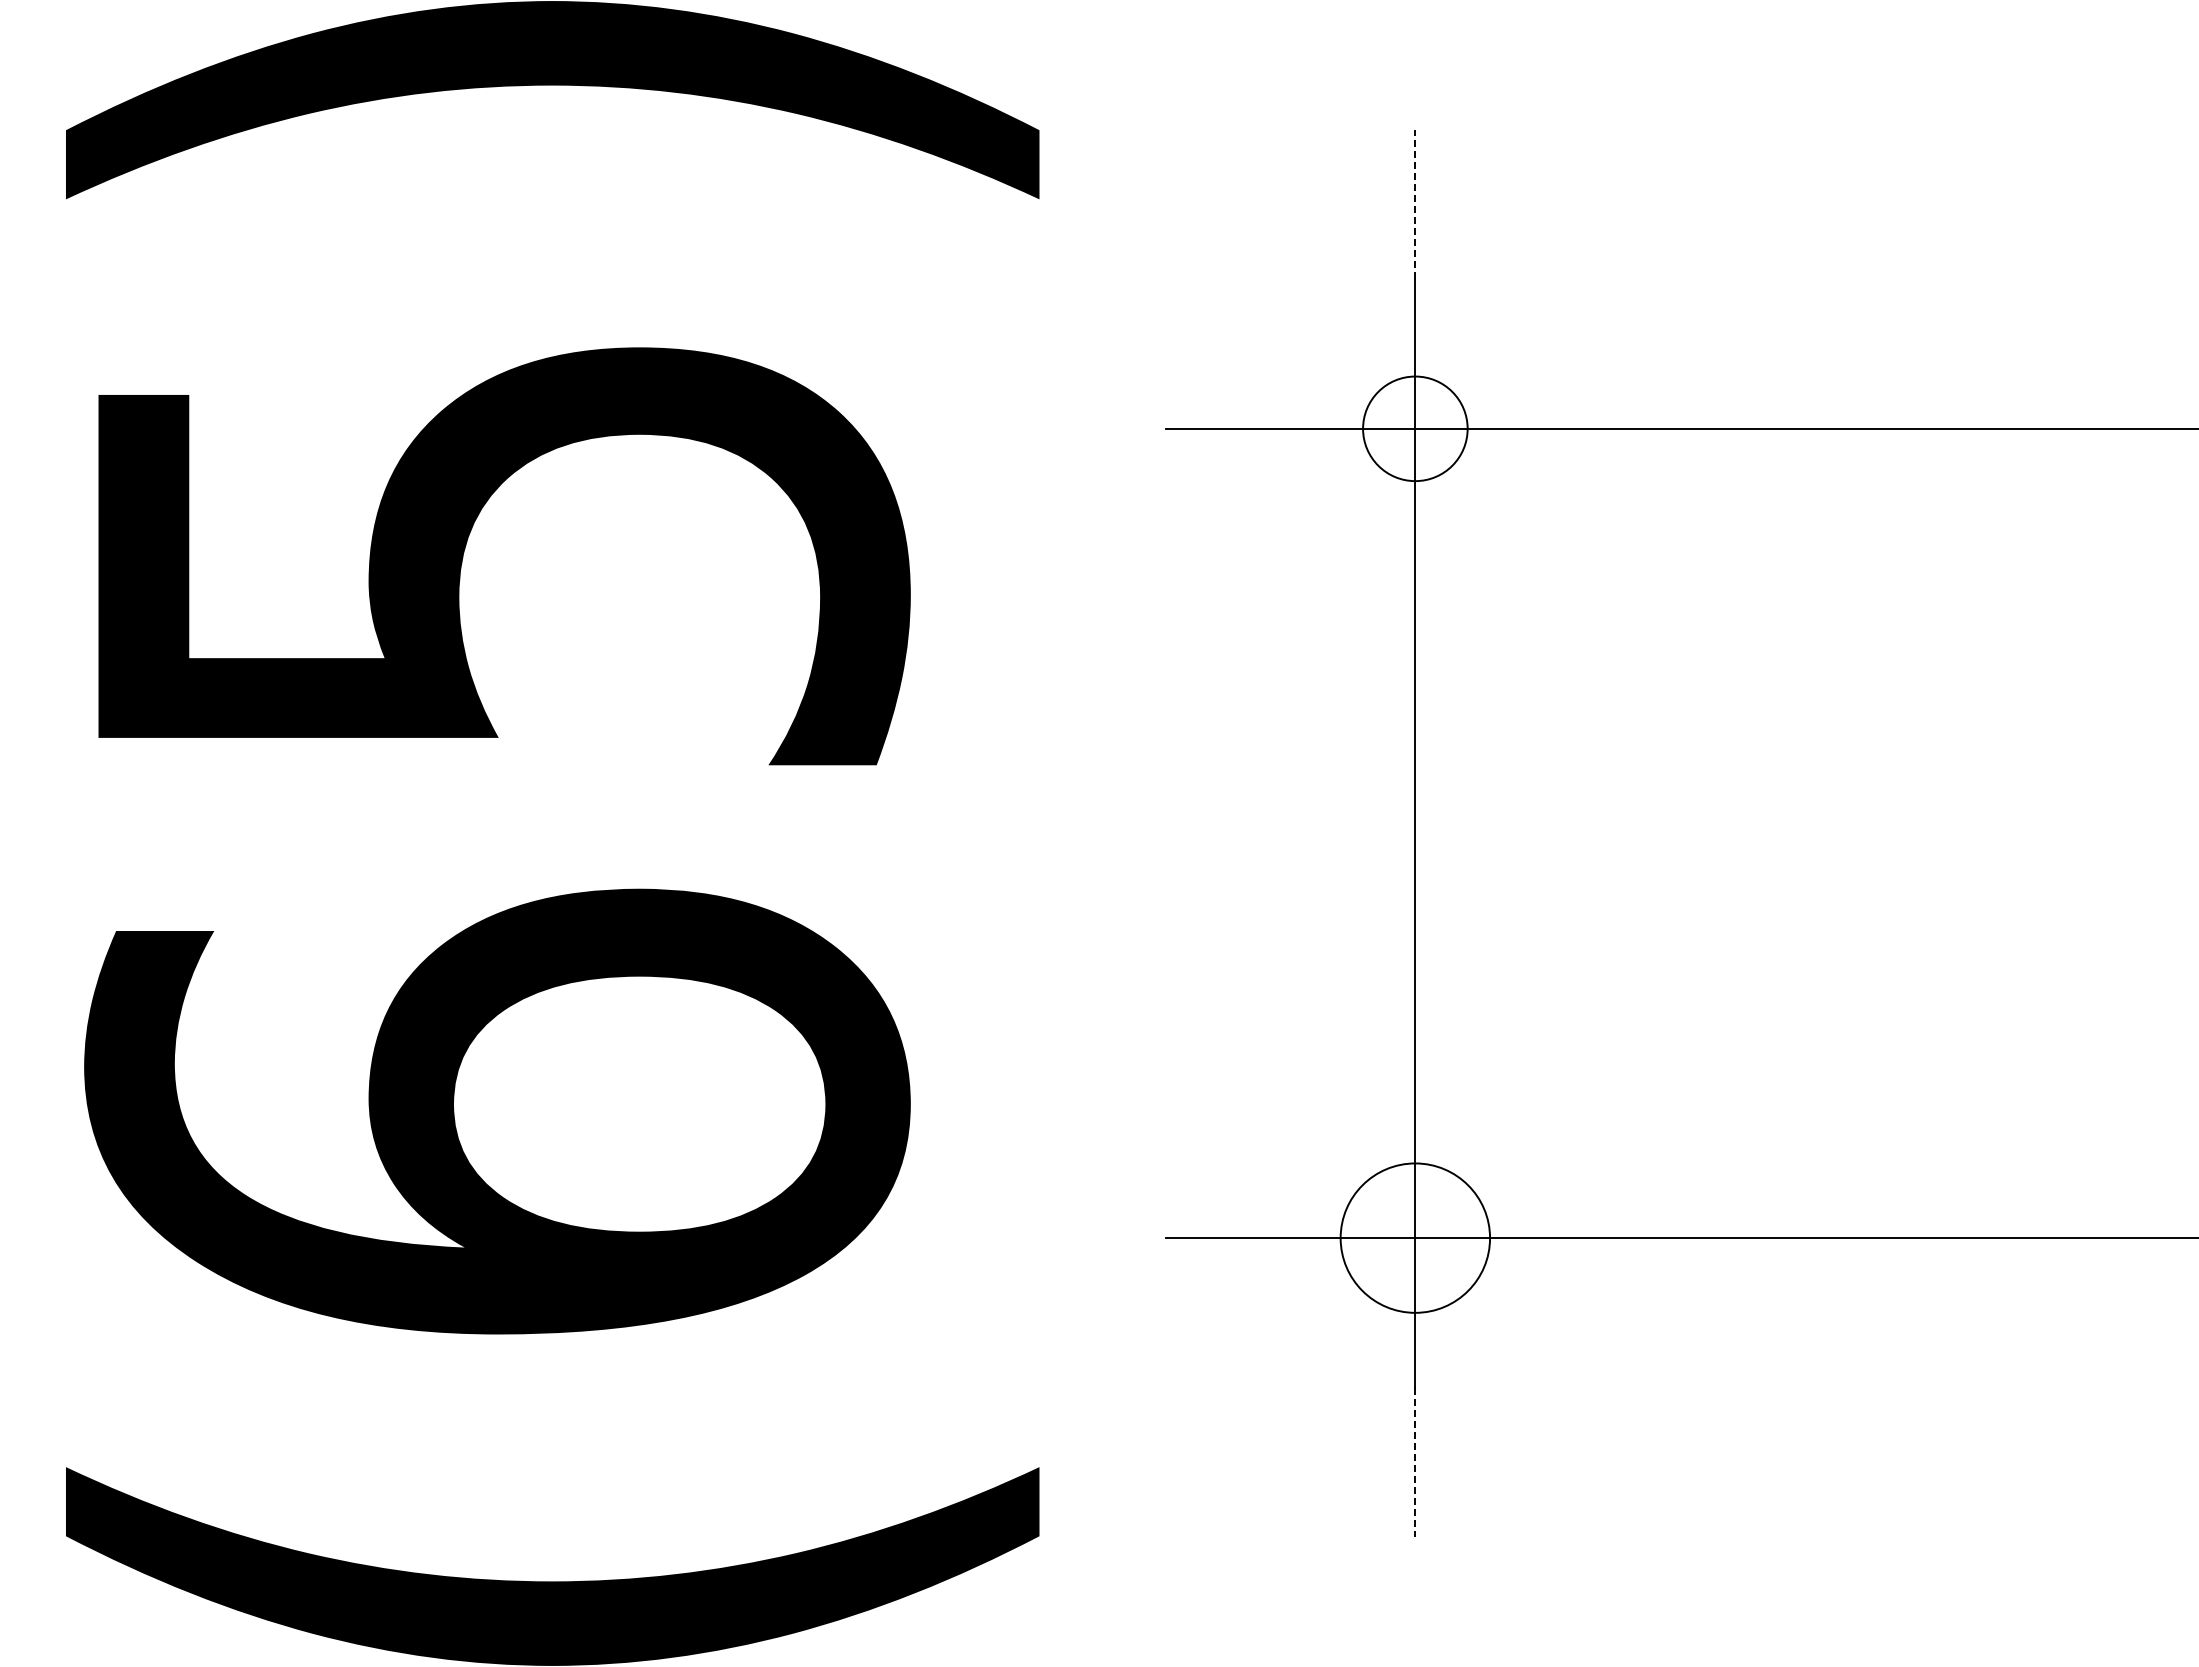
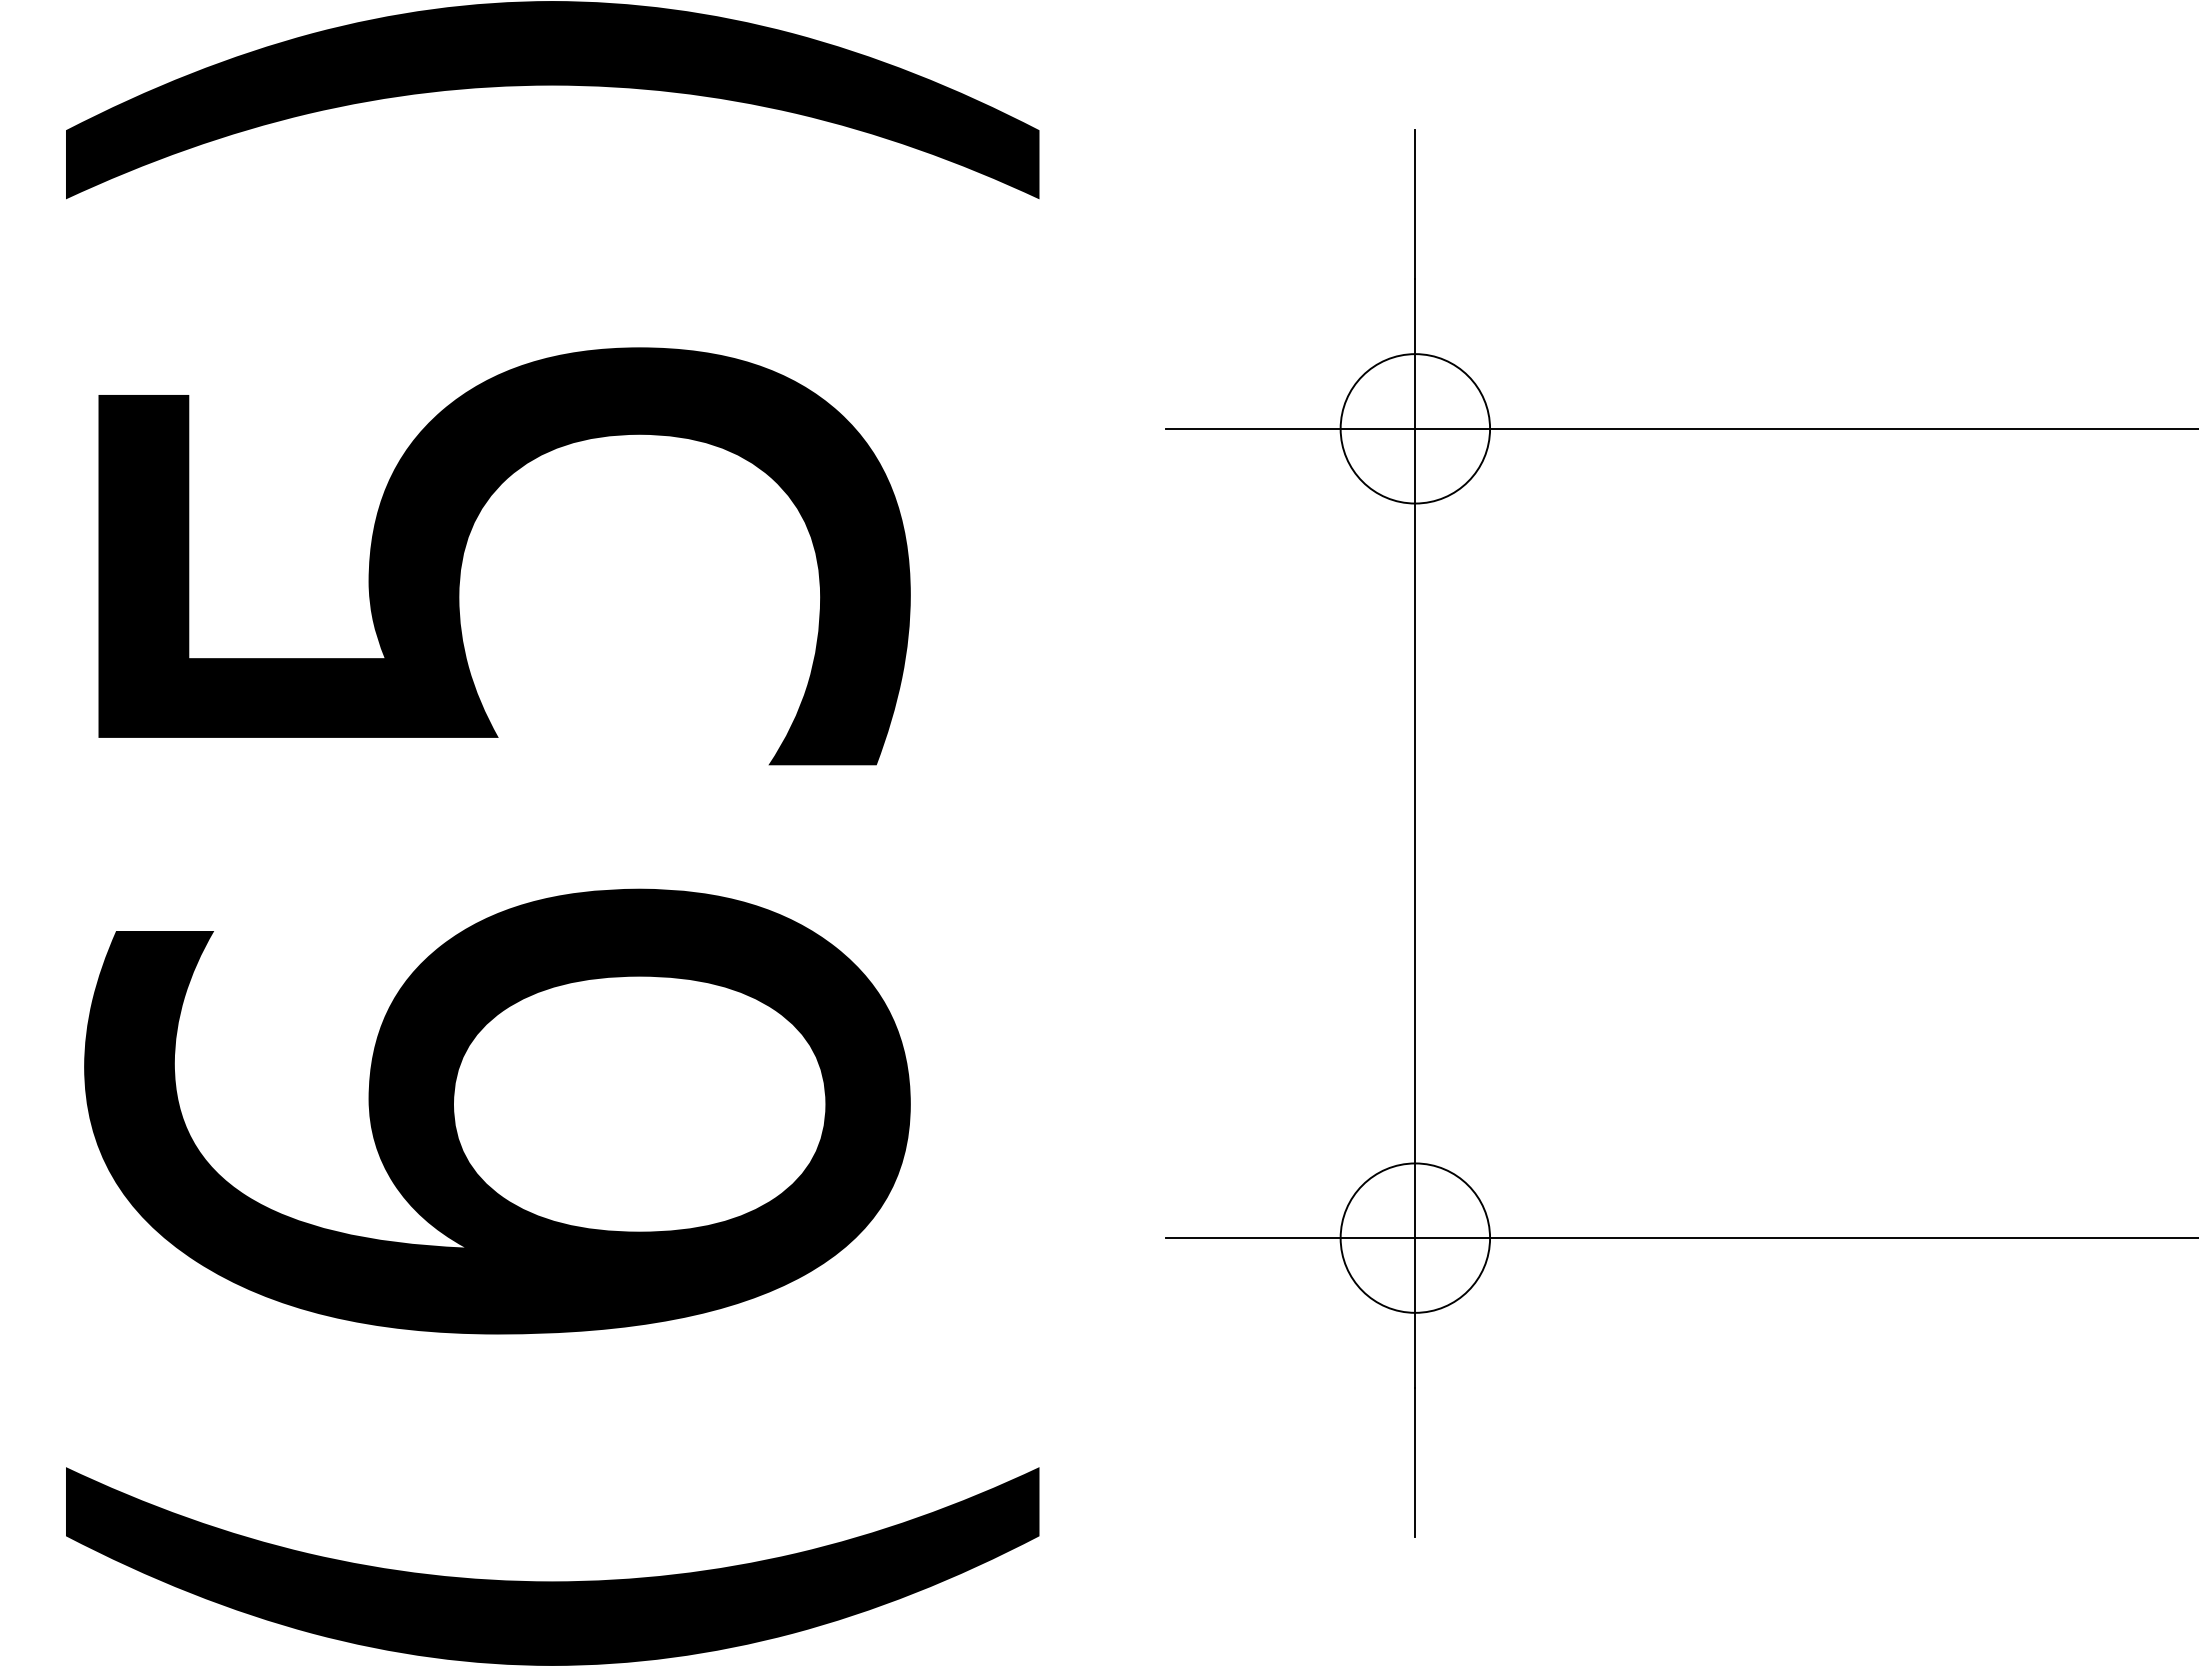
line: dashed -> solid (1415, 204)
circle diameter: 105 px -> 149 px (1415, 428)
line: dashed -> solid (1415, 1462)
